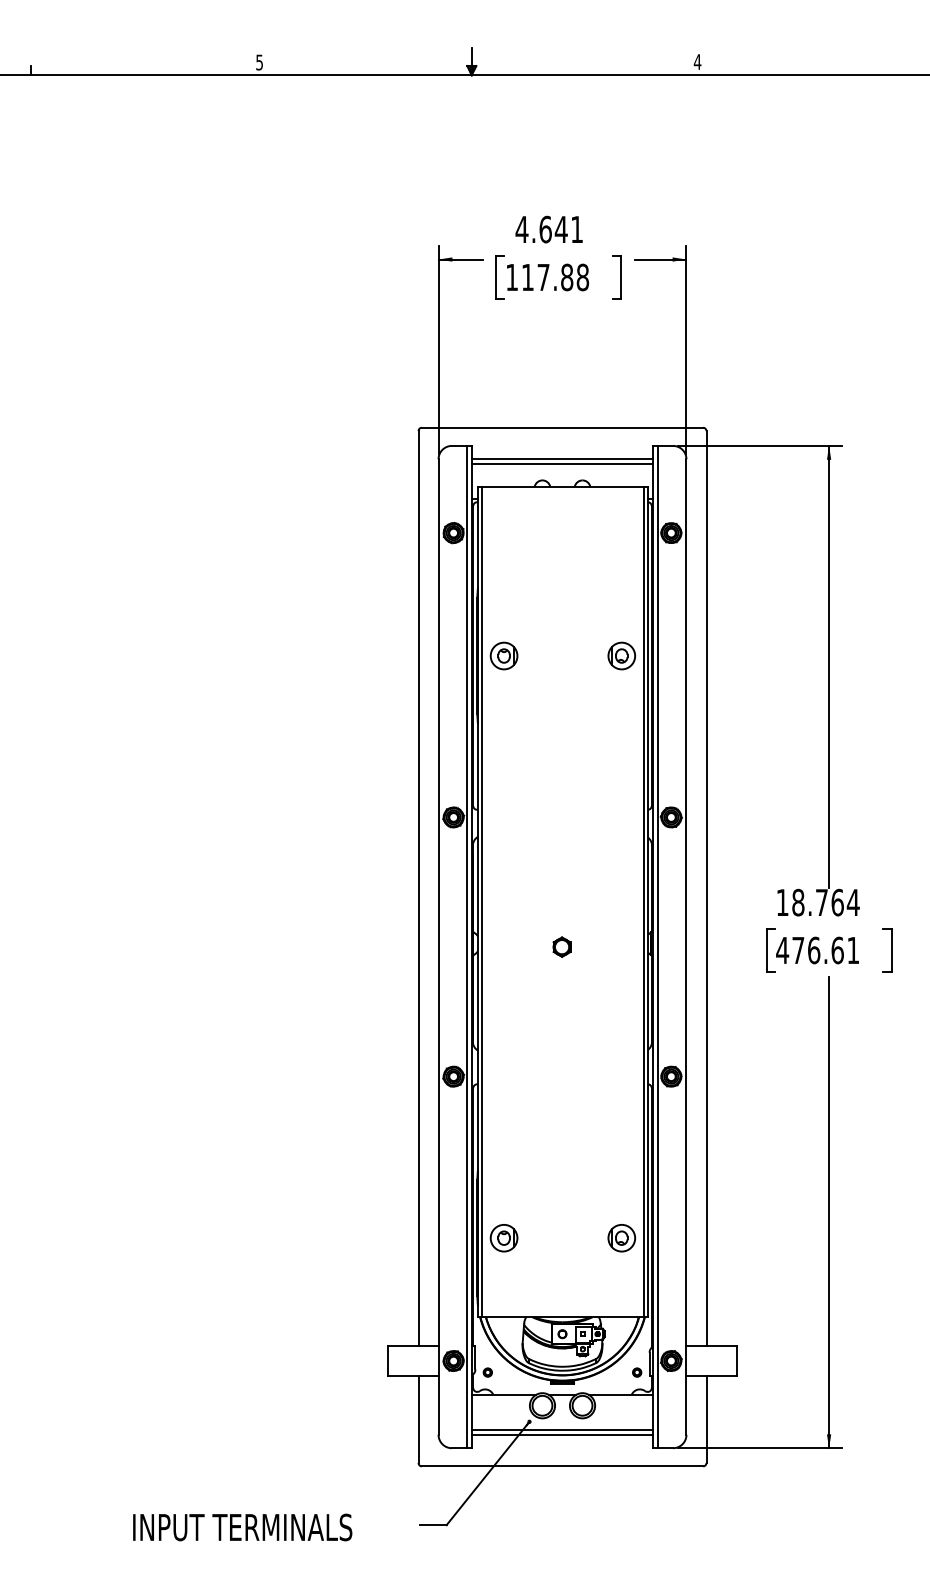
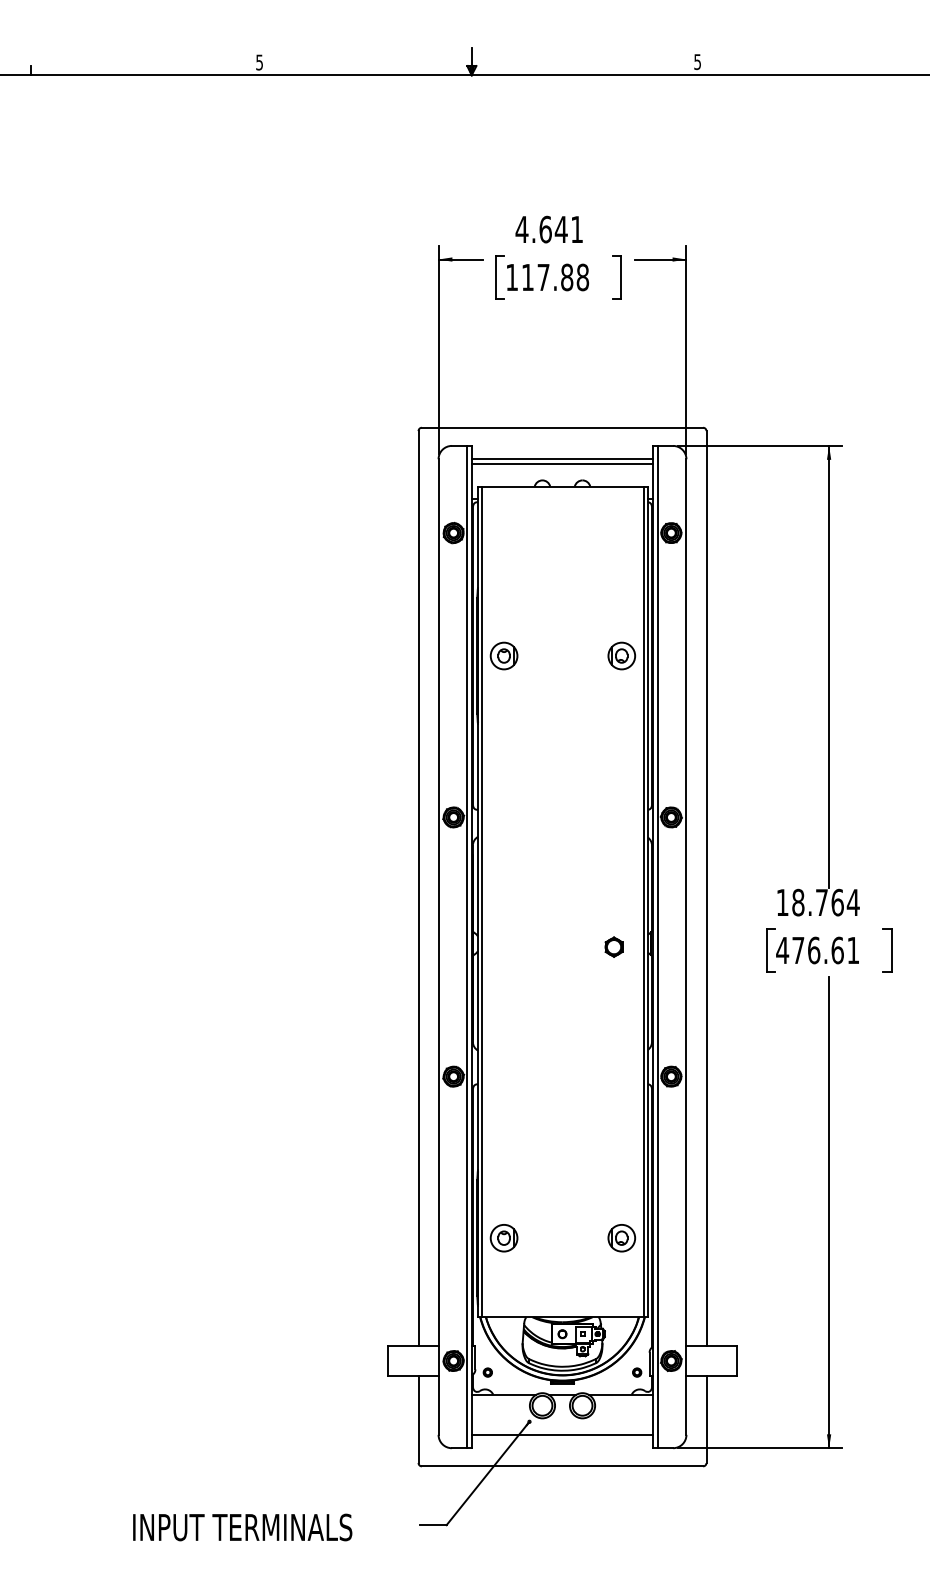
text: 4 -> 5 (697, 62)
part position: (561, 946) -> (613, 946) (613, 946)
line: present -> none (562, 1430)
